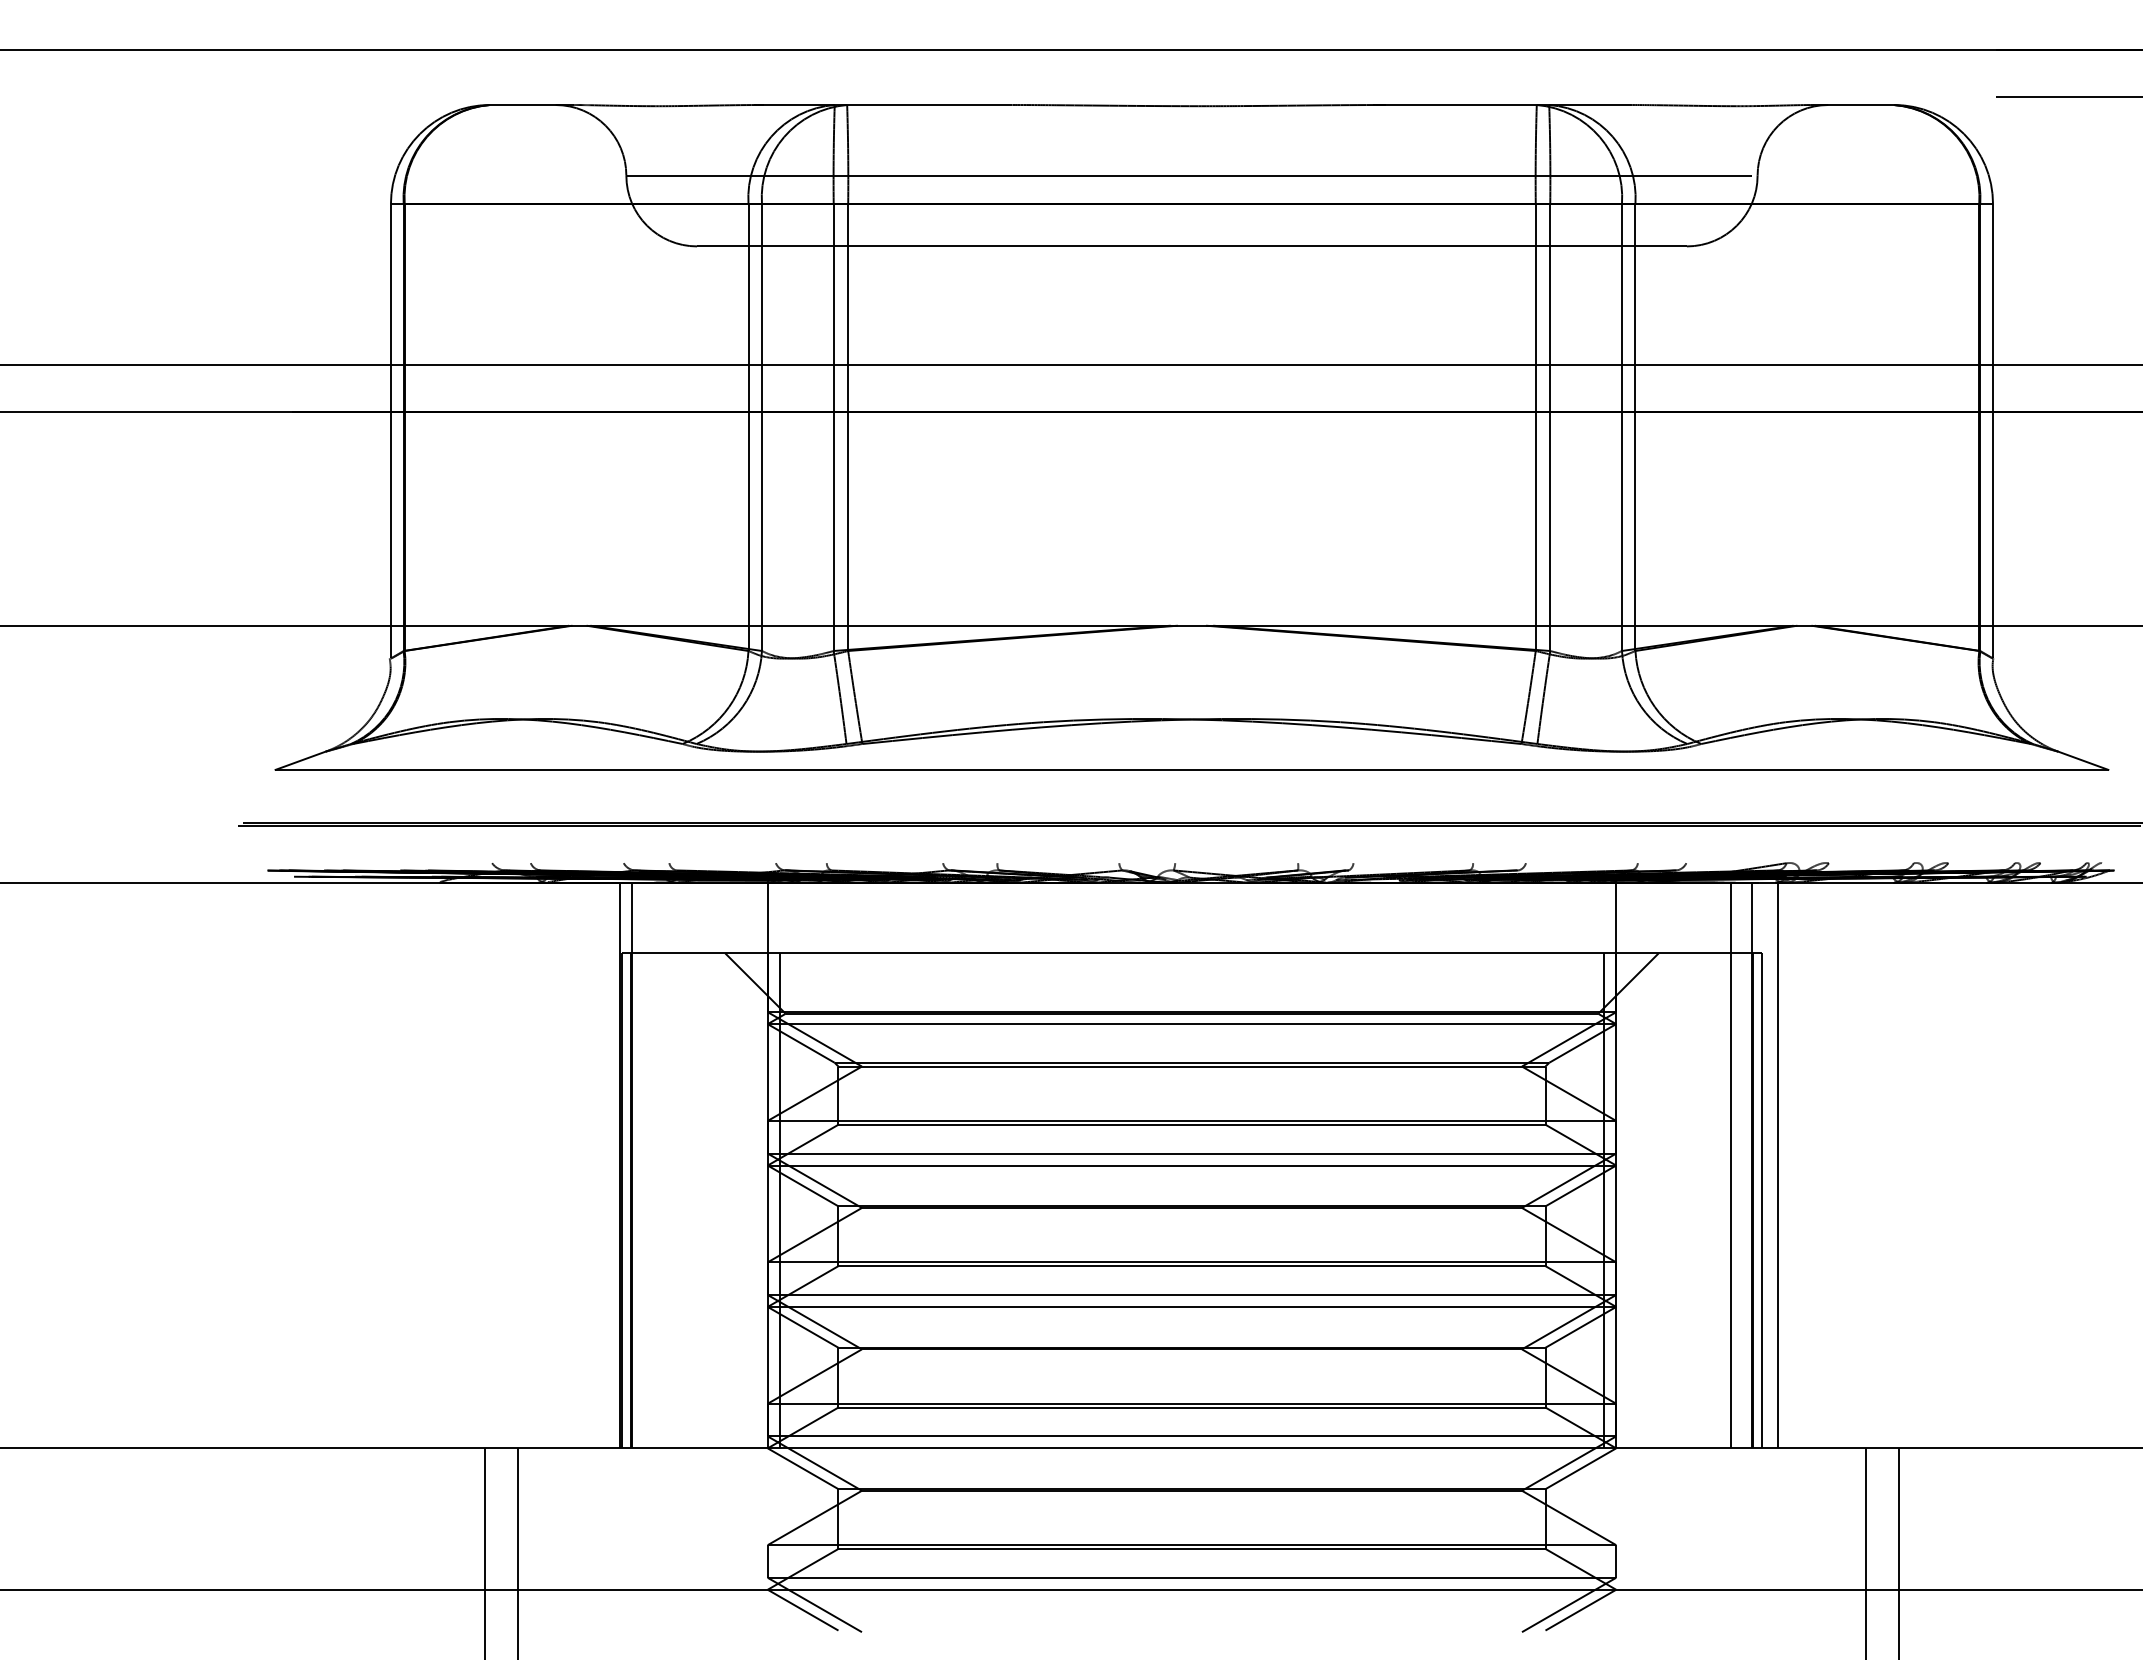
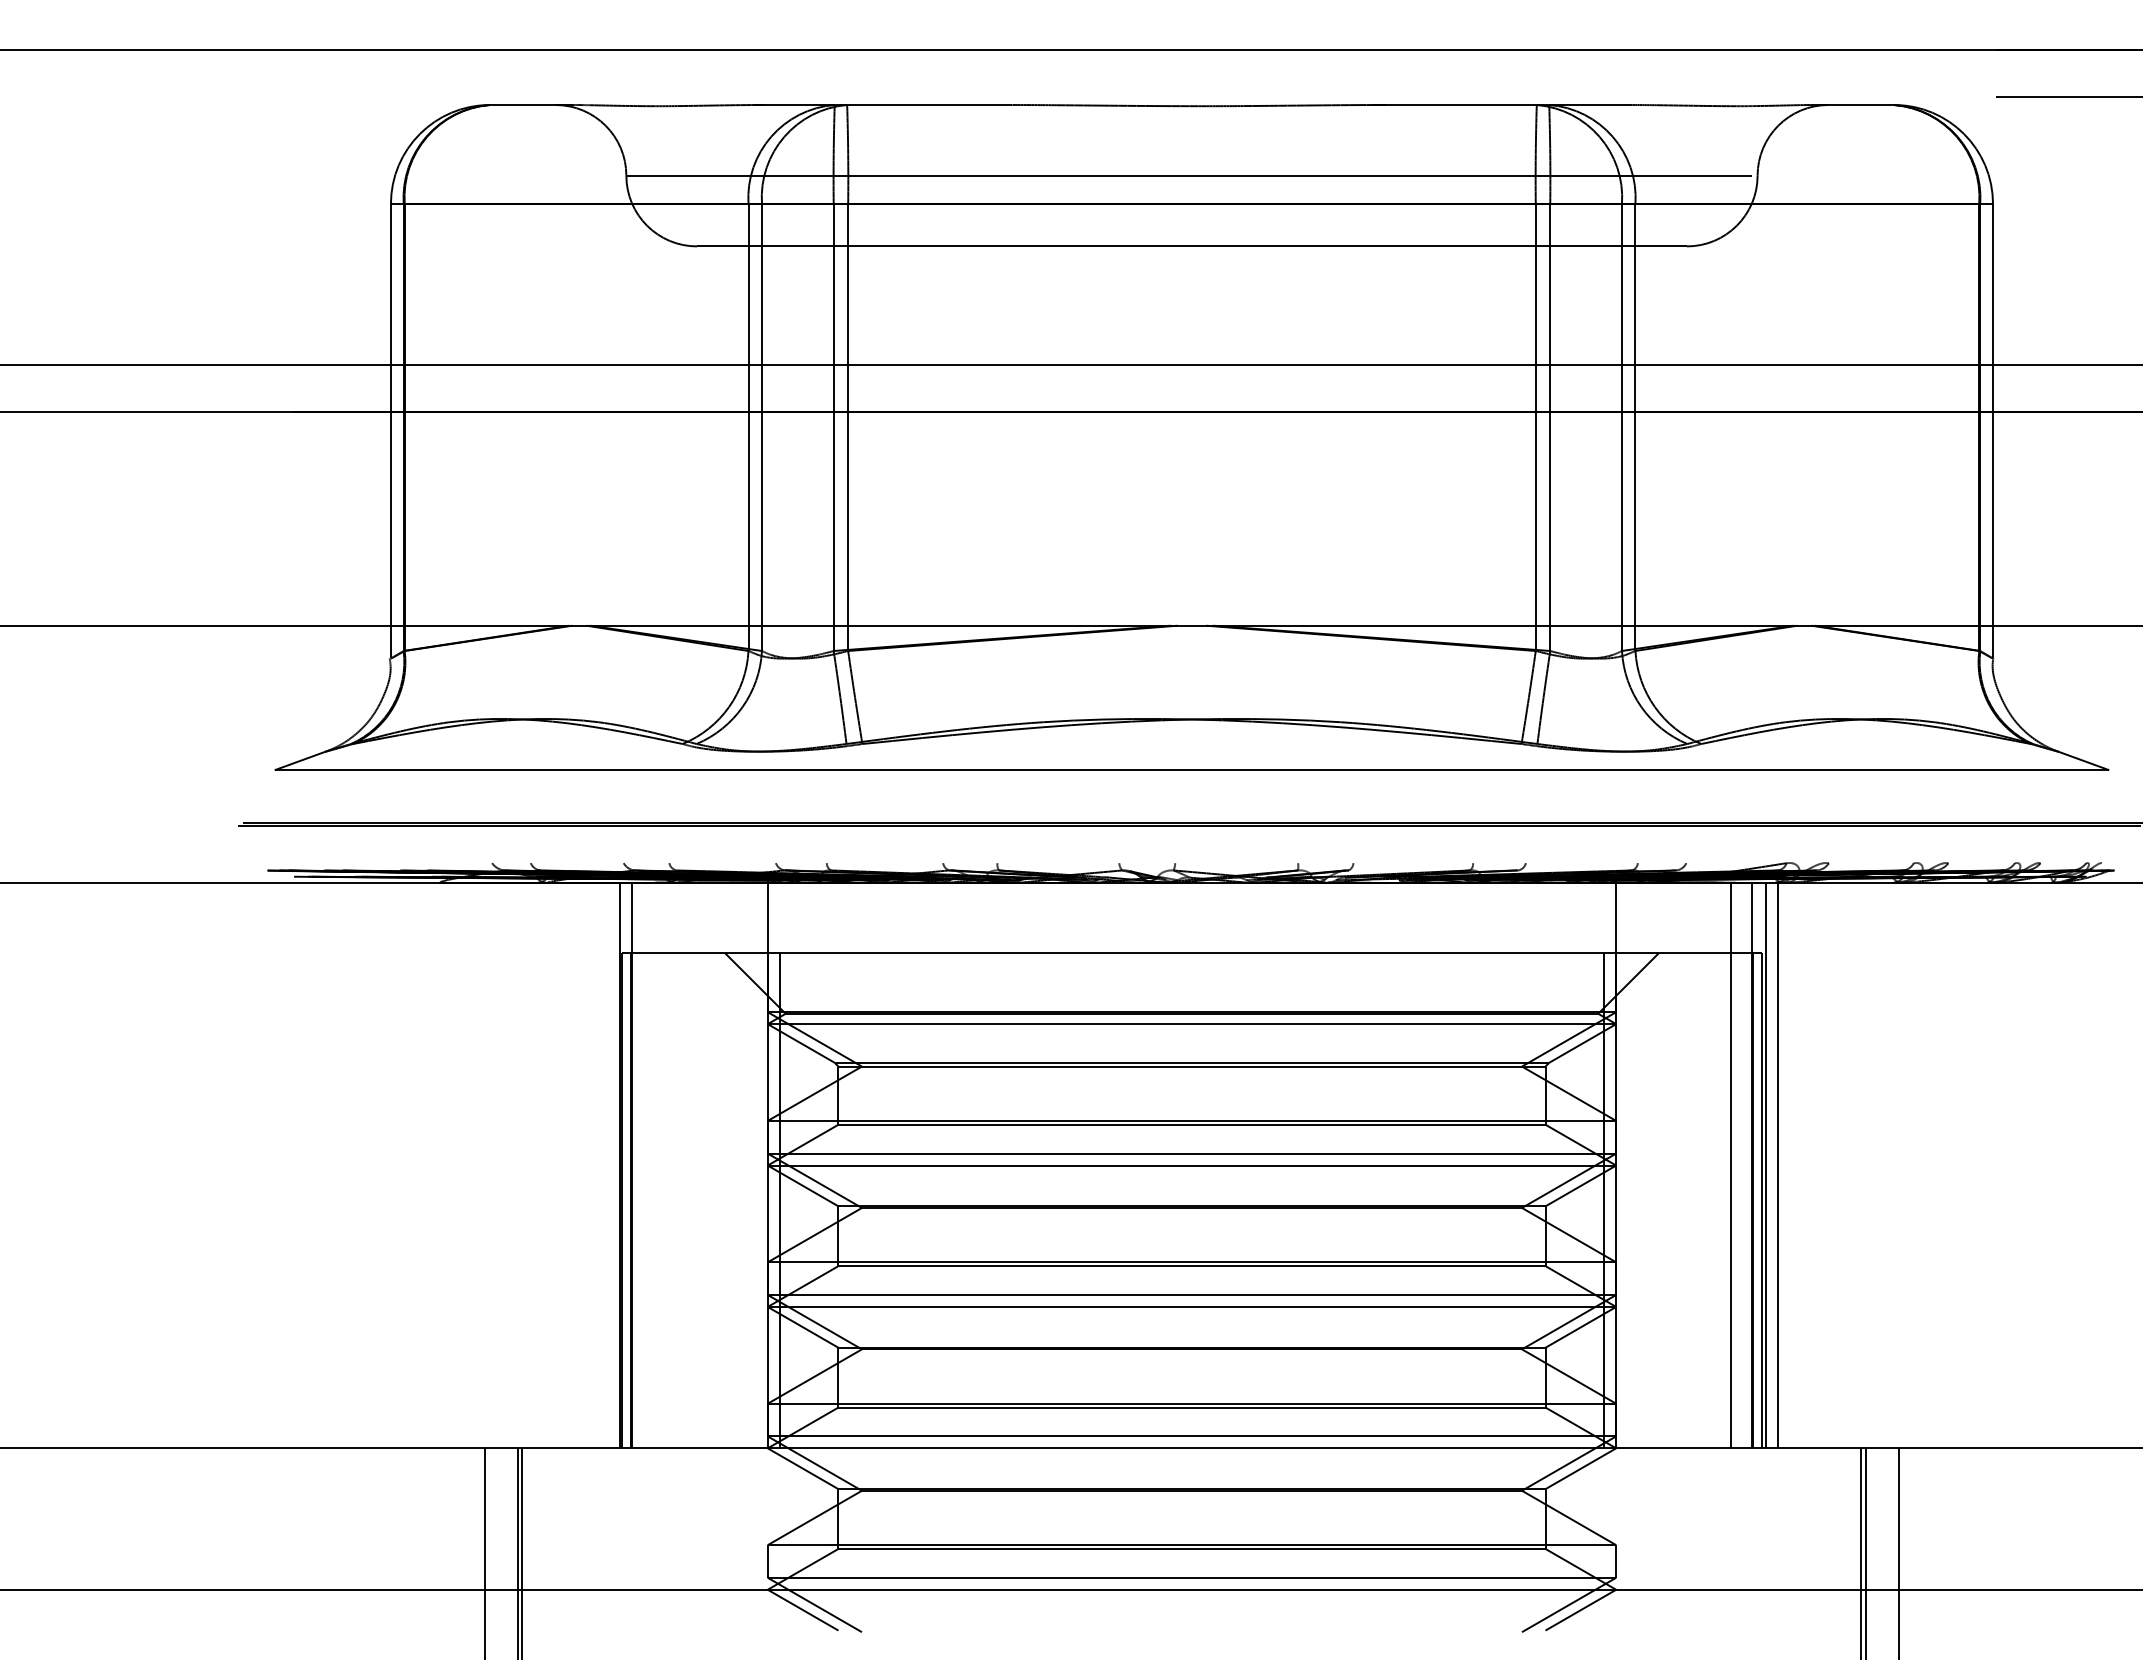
line: none -> present (1765, 1165)
line: none -> present (522, 1552)
line: none -> present (1861, 1552)
